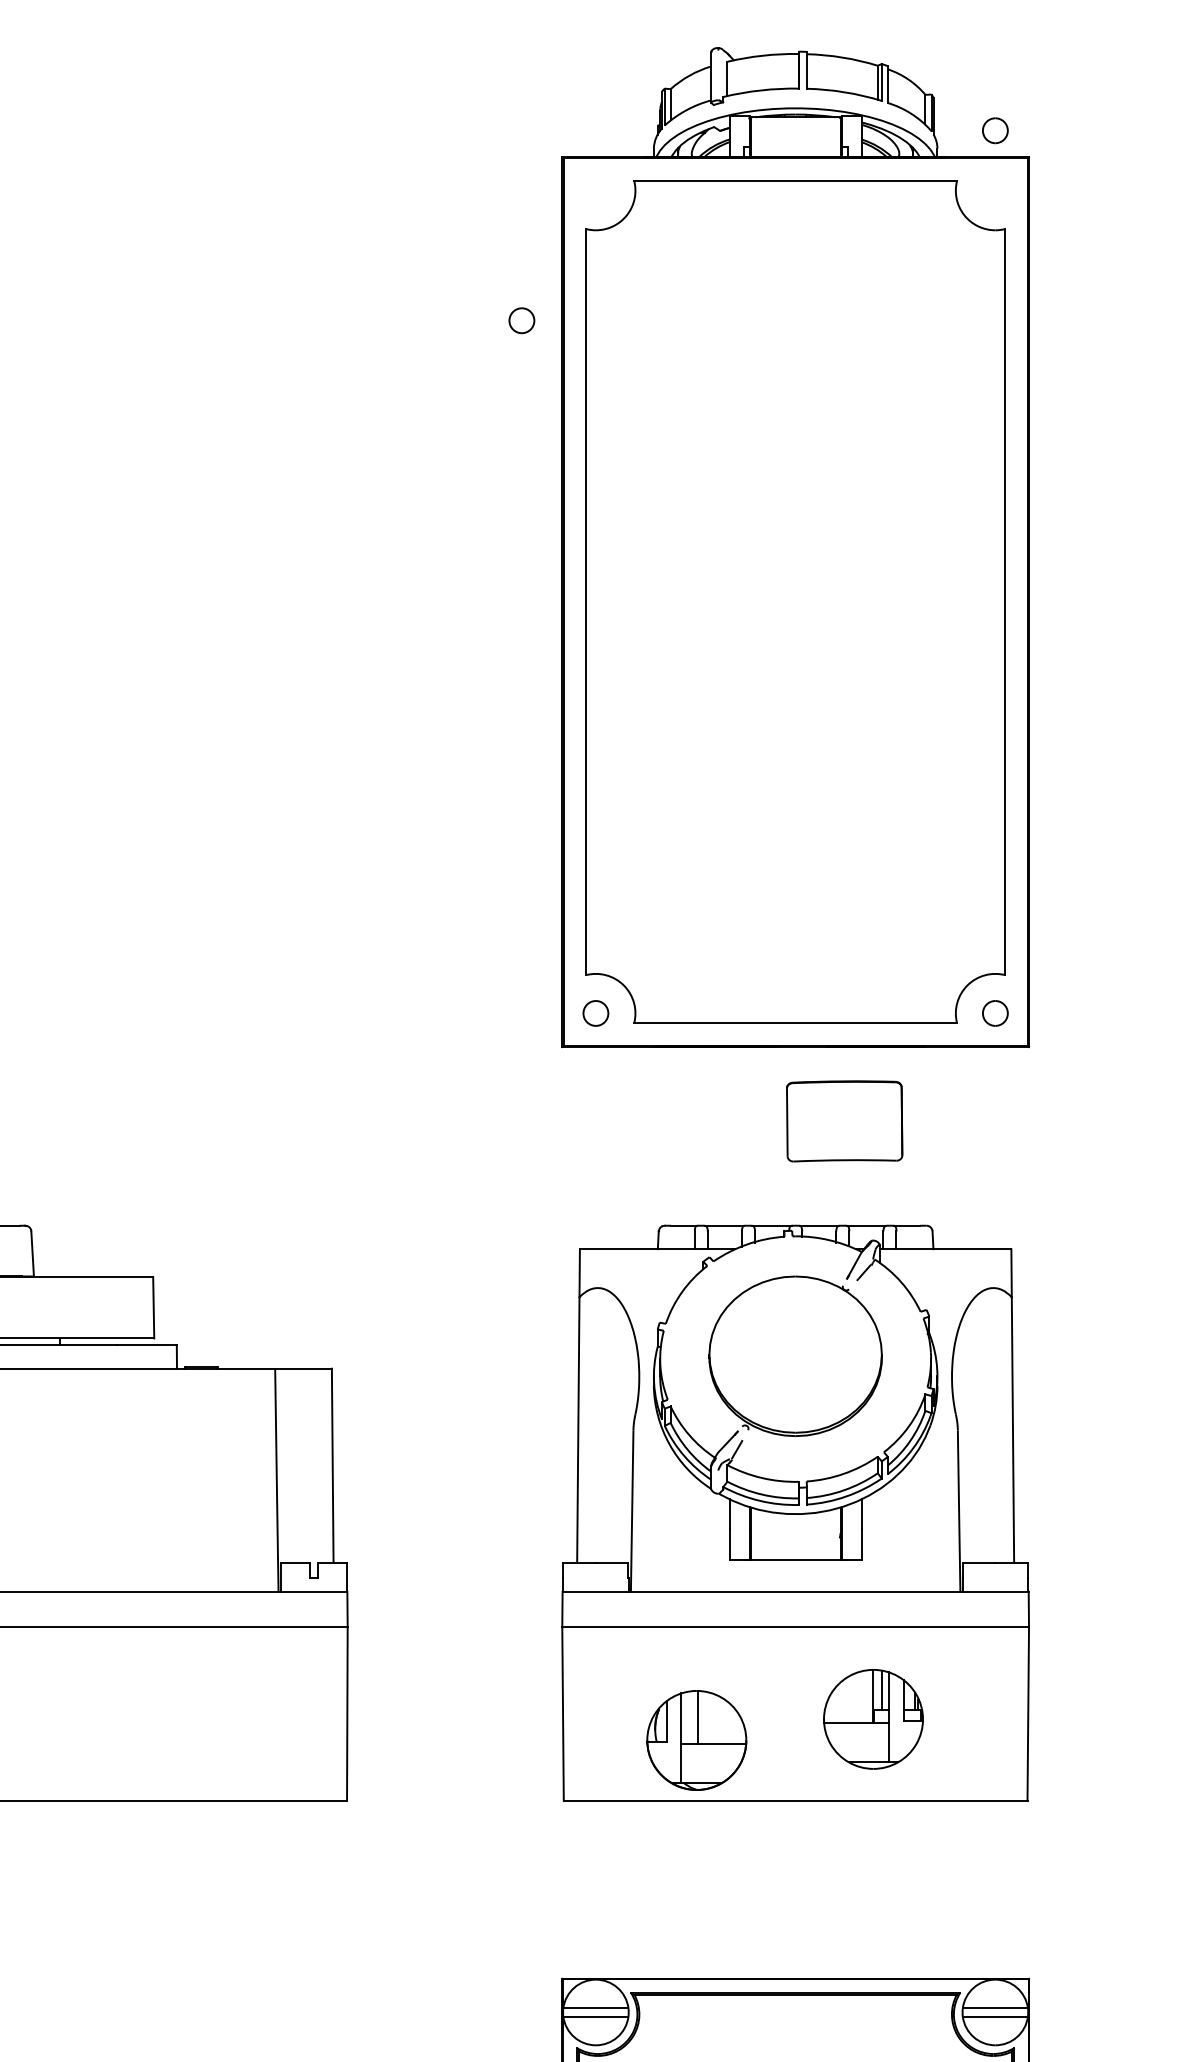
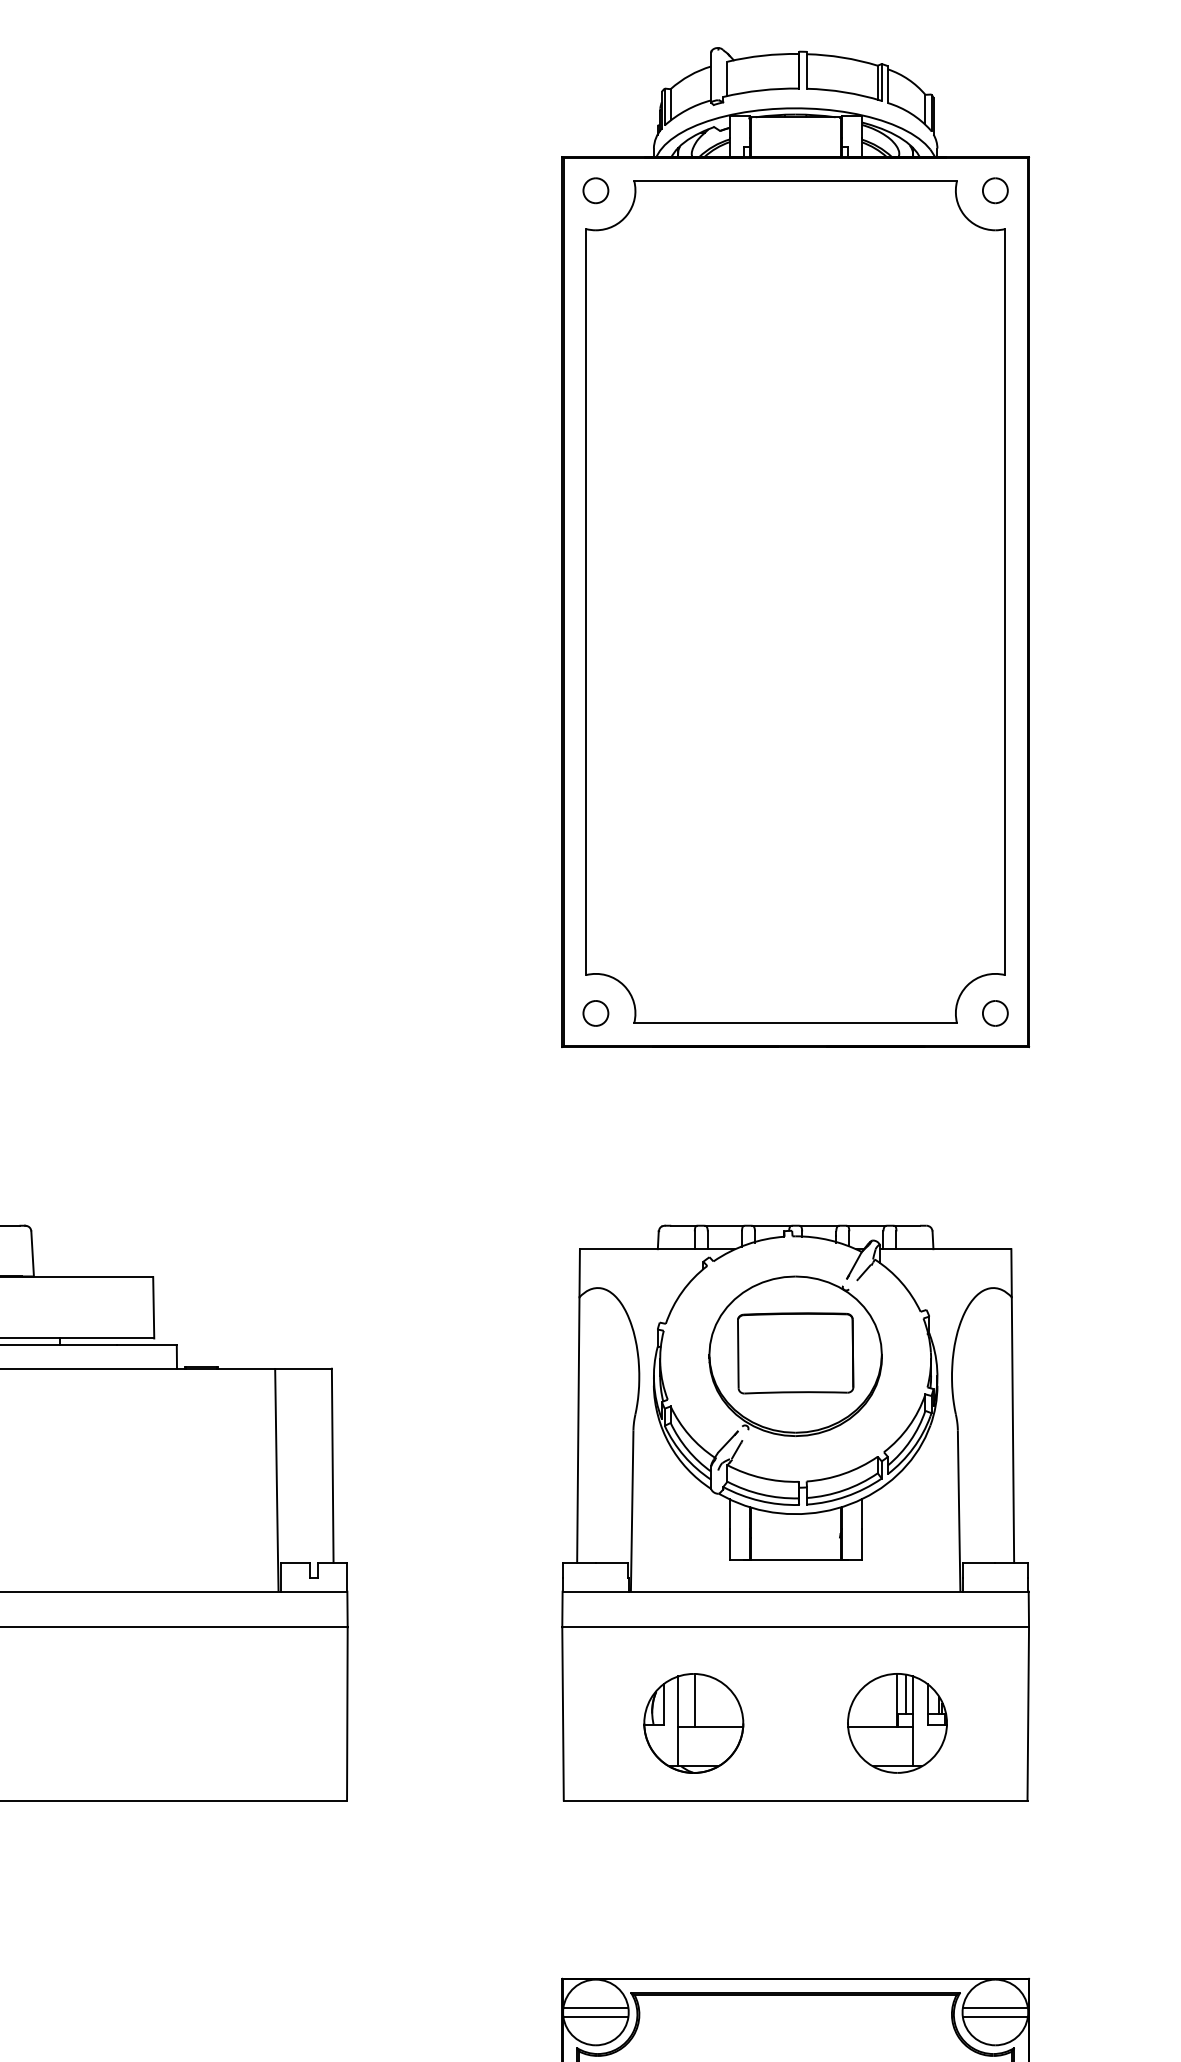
part position: (995, 130) -> (995, 190) (995, 190)
part position: (521, 320) -> (595, 190) (595, 190)
part position: (844, 1121) -> (795, 1353) (795, 1353)
part position: (873, 1719) -> (897, 1723) (897, 1723)
part position: (696, 1740) -> (693, 1723) (693, 1723)
